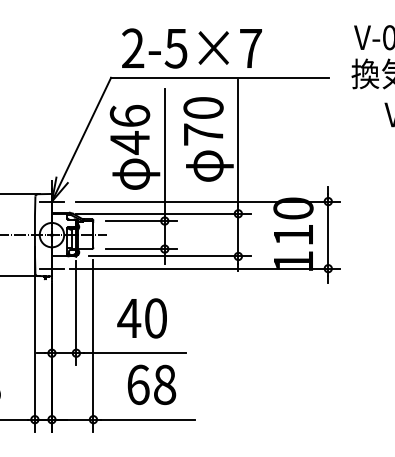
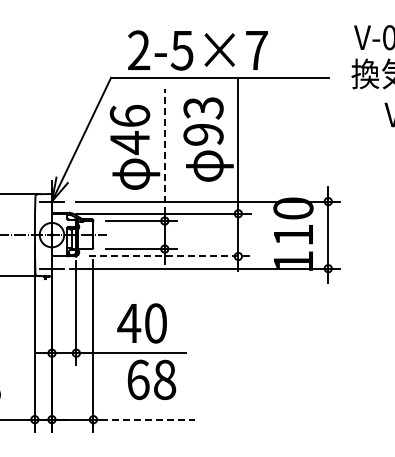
text position: (191, 48) -> (197, 50) (197, 50)
text: 70 -> 93 (203, 121)
line: solid -> dashed (164, 150)
line: solid -> dashed (169, 256)
text position: (141, 318) -> (141, 323) (141, 323)
text position: (151, 384) -> (151, 379) (151, 379)
line: solid -> dashed (148, 419)
